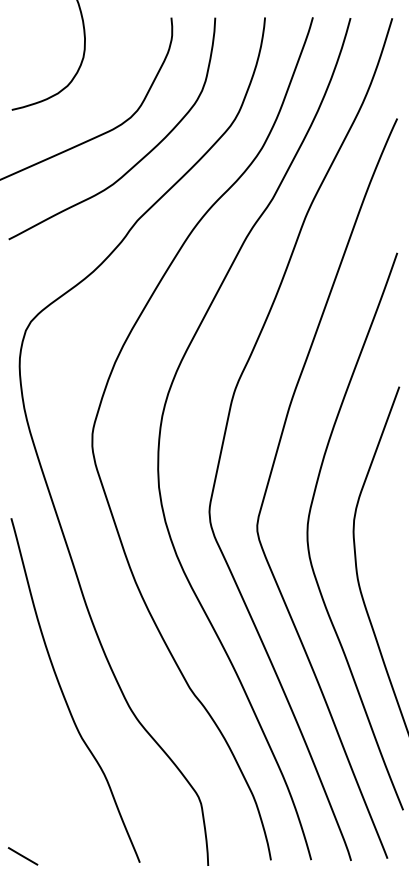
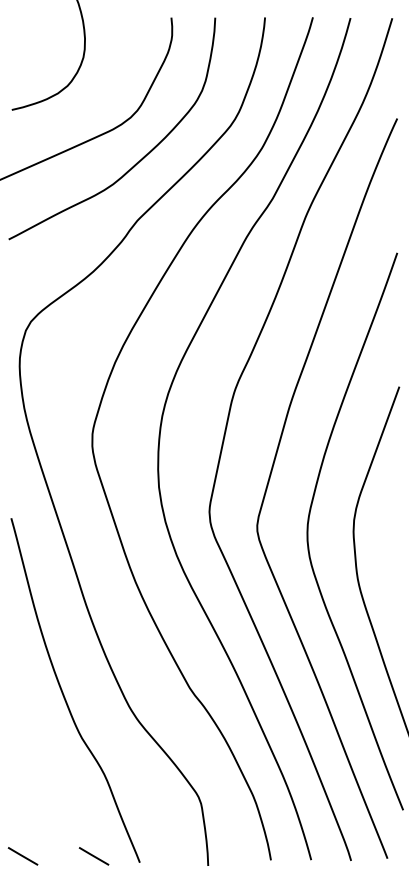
line: none -> present (93, 856)
